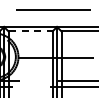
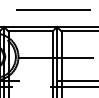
line: dashed -> solid (30, 31)
